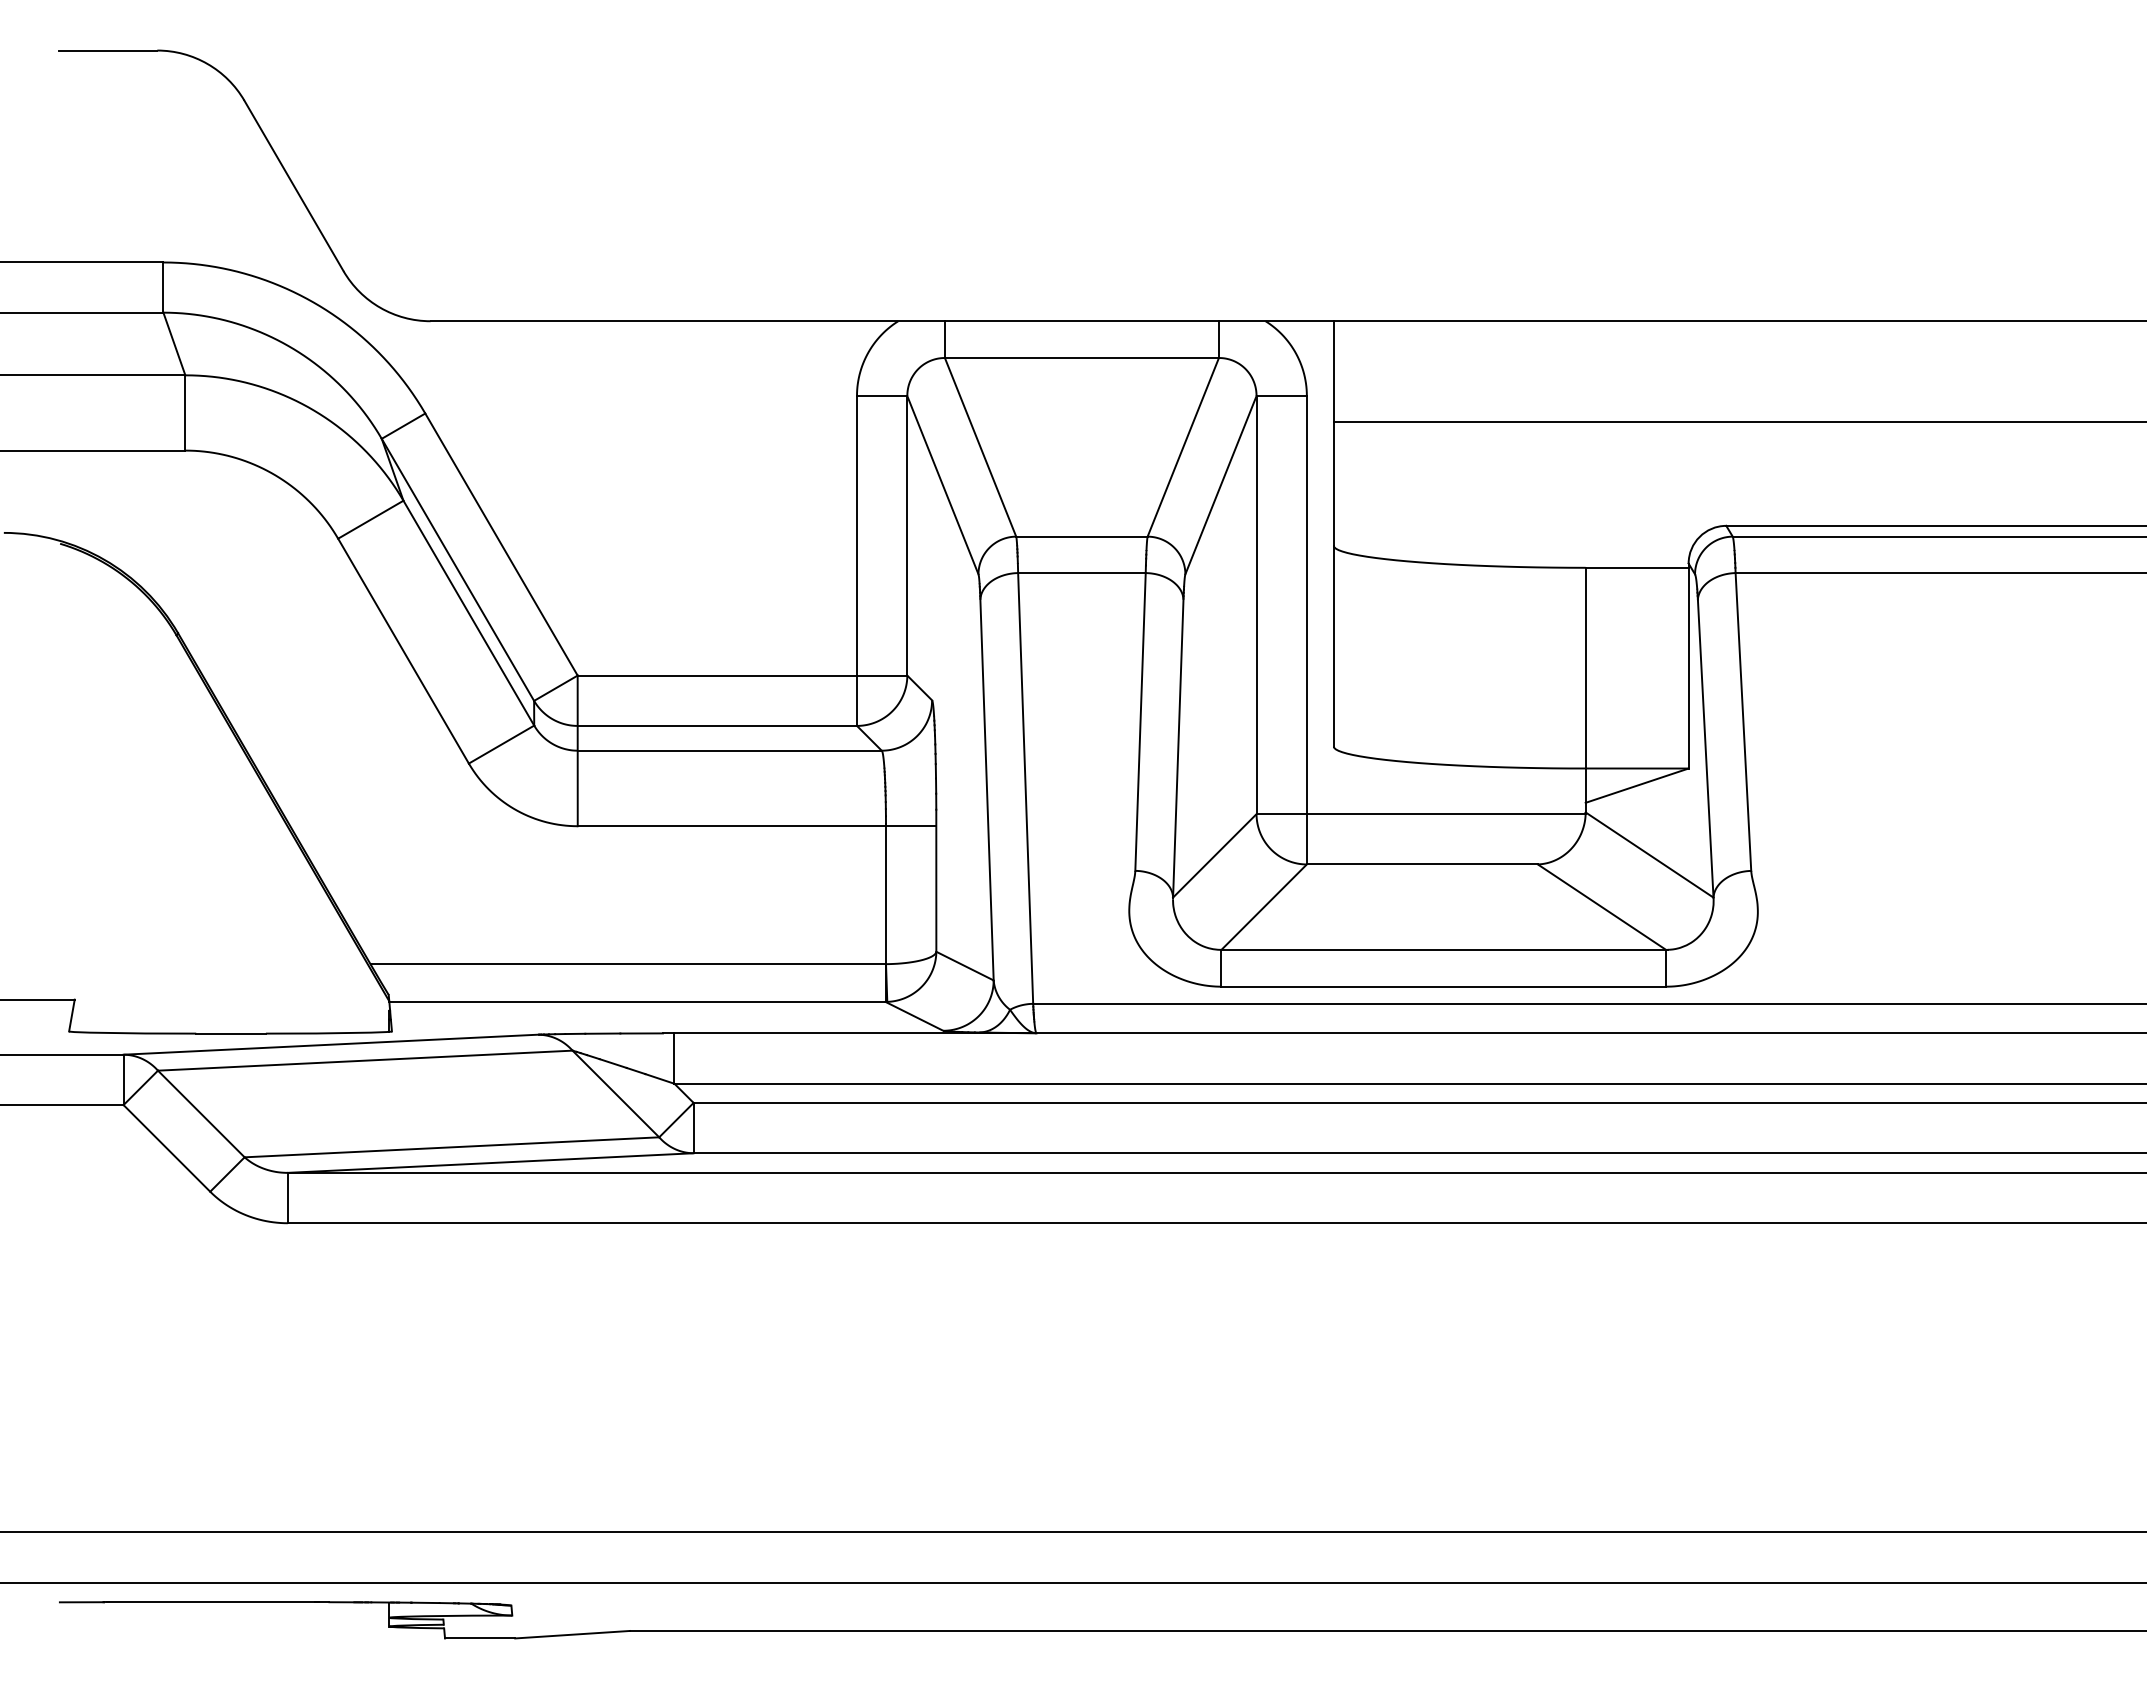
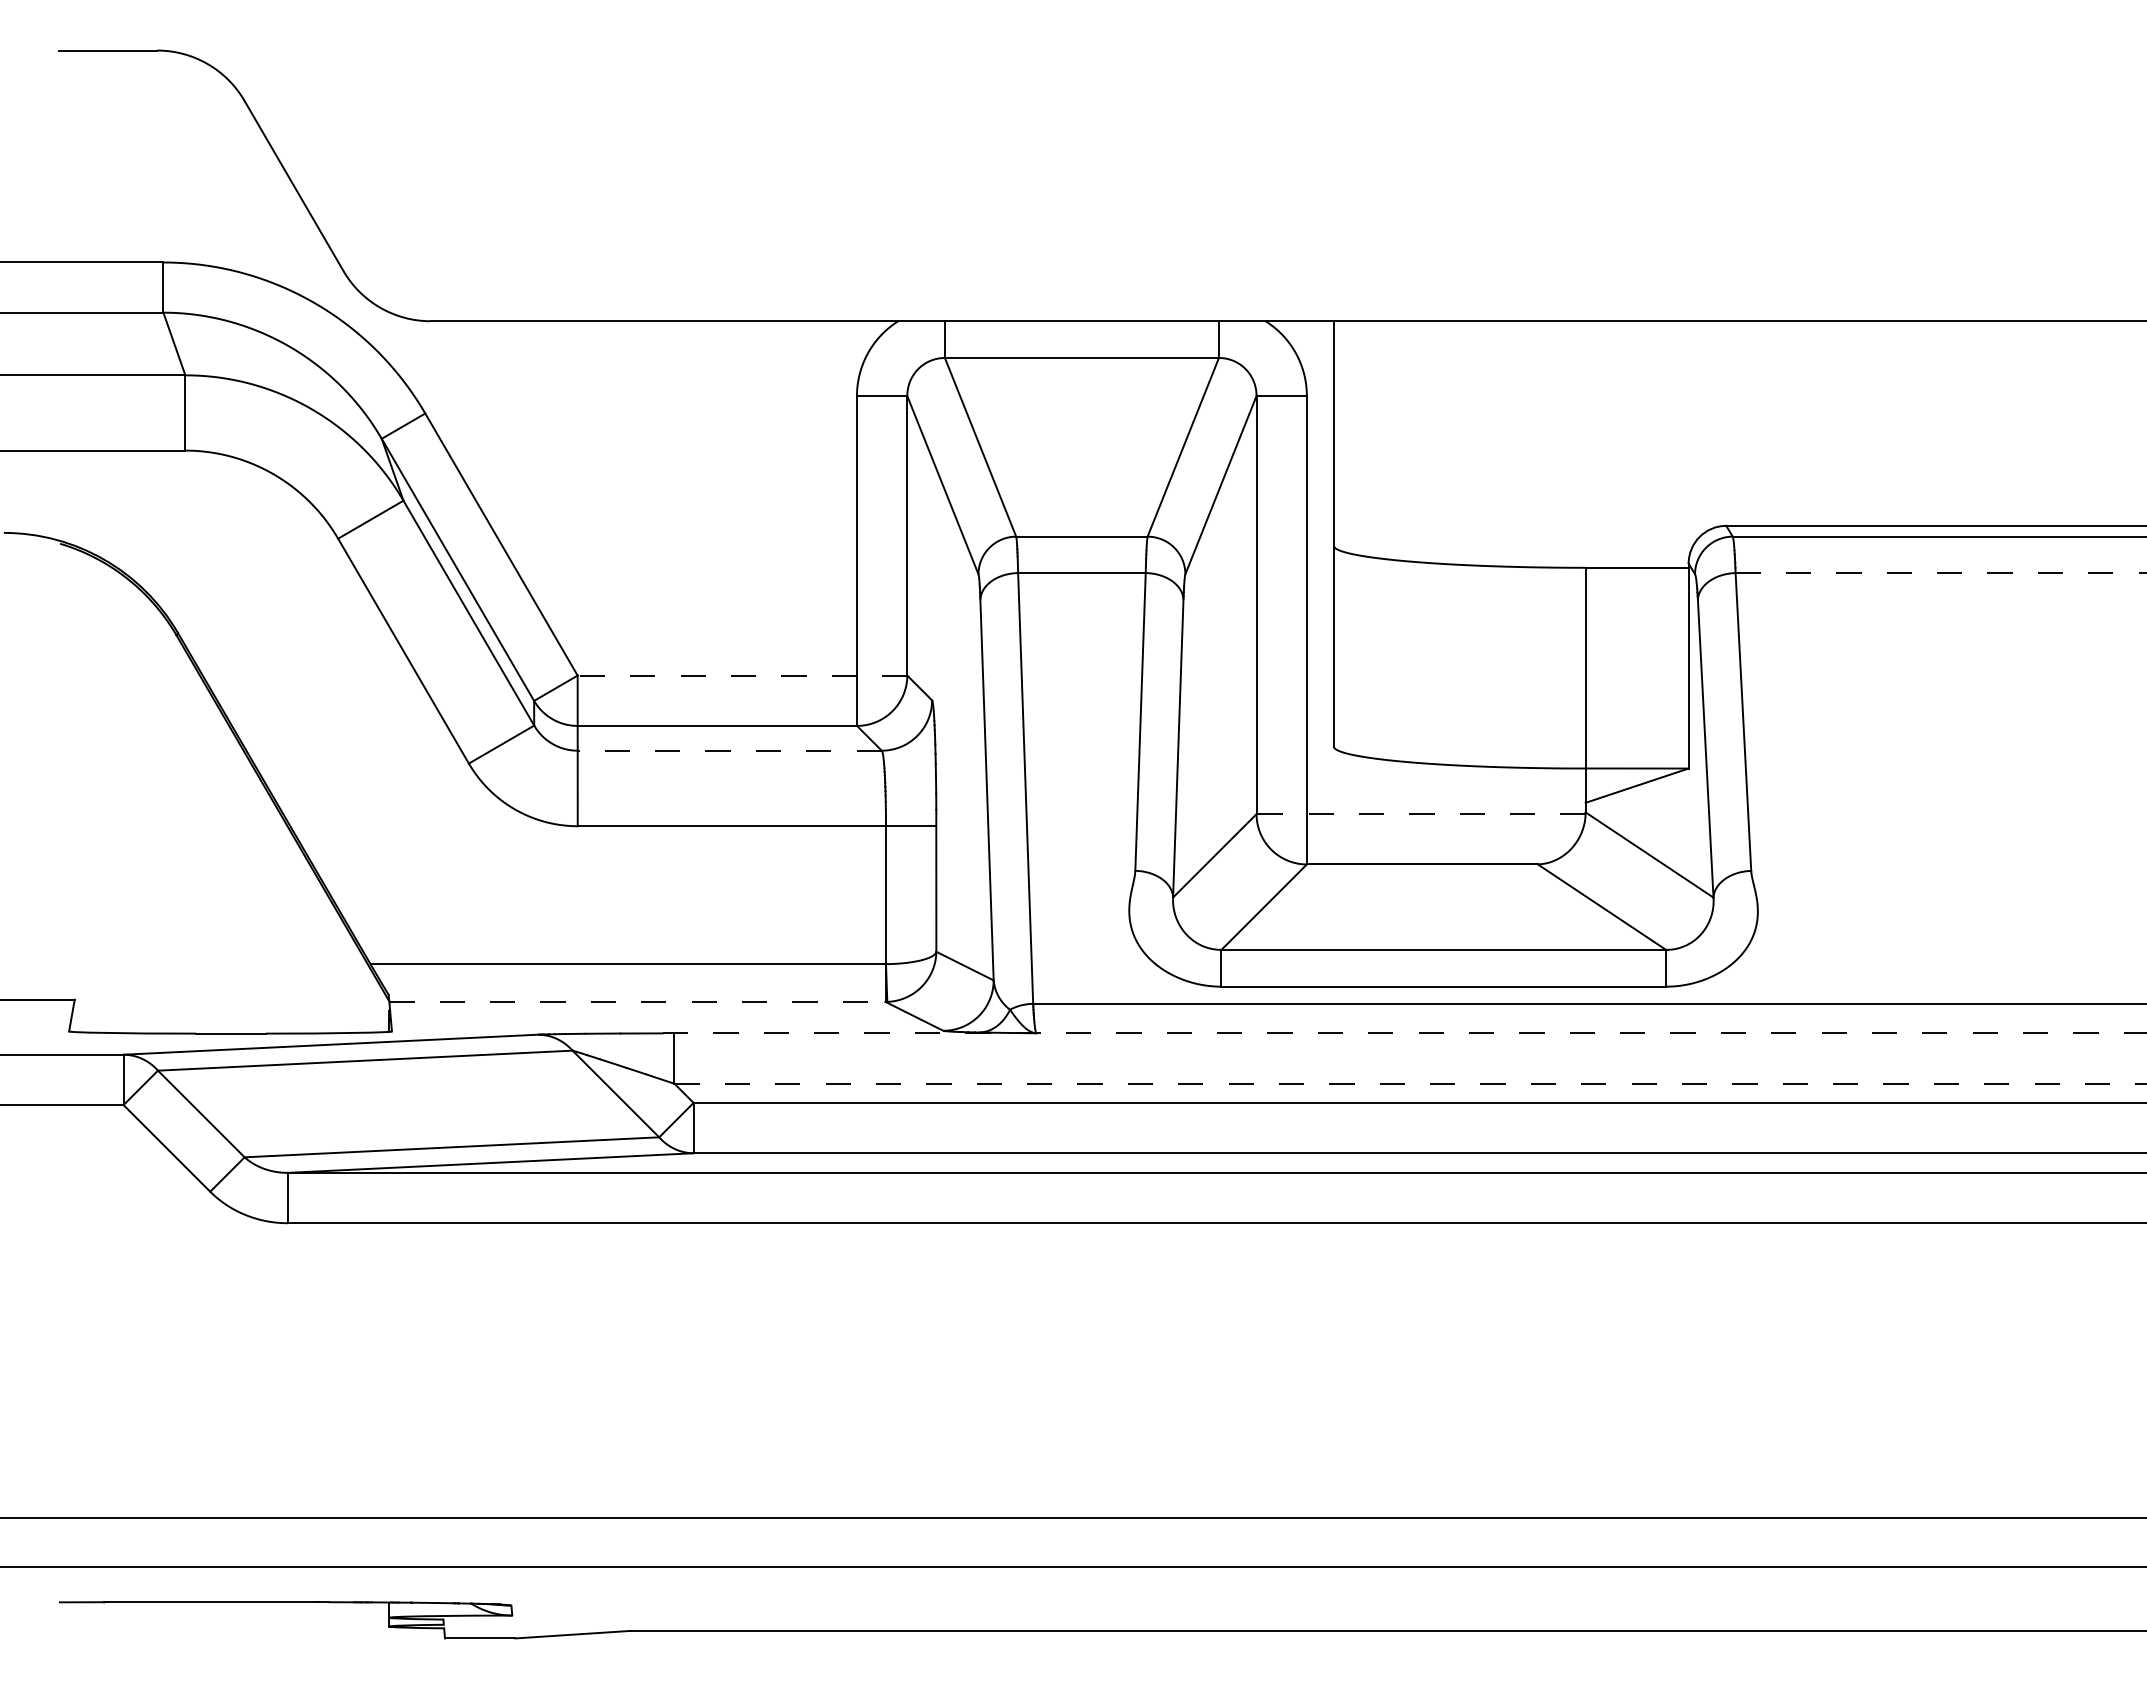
line: present -> none (1738, 421)
line: solid -> dashed (1941, 573)
line: solid -> dashed (742, 675)
line: solid -> dashed (729, 750)
line: solid -> dashed (1421, 814)
line: solid -> dashed (637, 1001)
line: solid -> dashed (1404, 1033)
line: solid -> dashed (1410, 1083)
line position: (1072, 1532) -> (1072, 1518) (1072, 1518)
line position: (1072, 1582) -> (1072, 1566) (1072, 1566)
